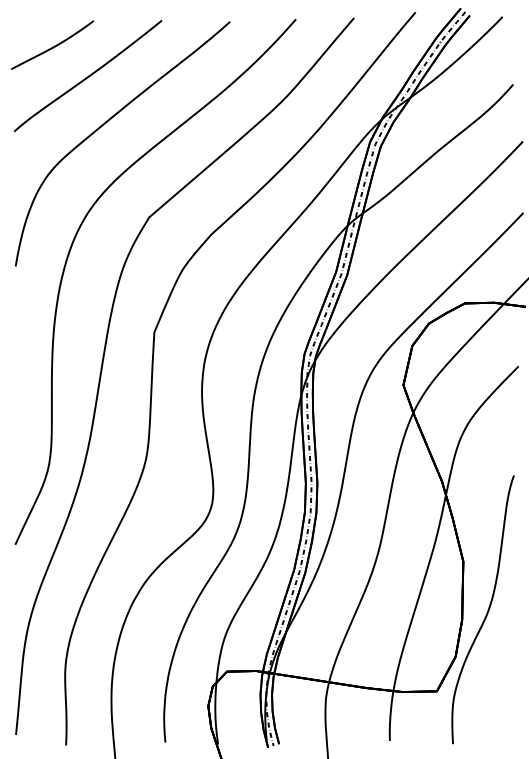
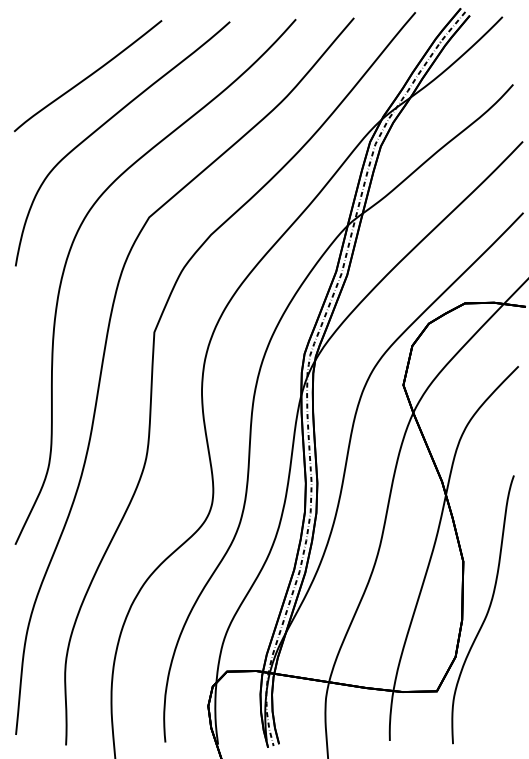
curve: present -> none (52, 46)
